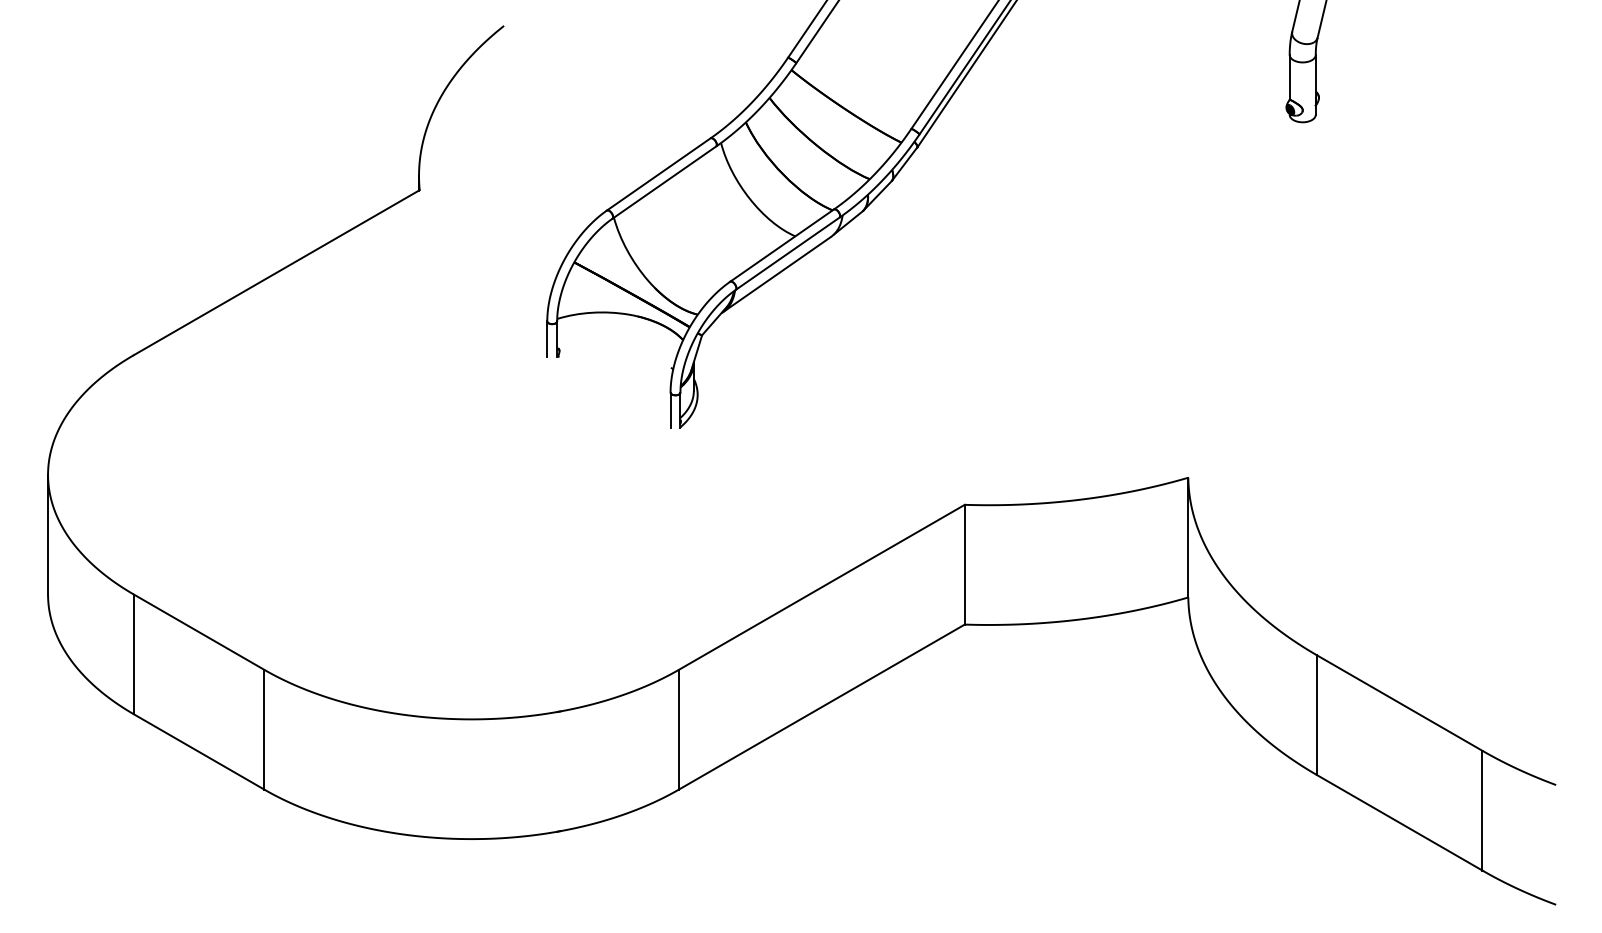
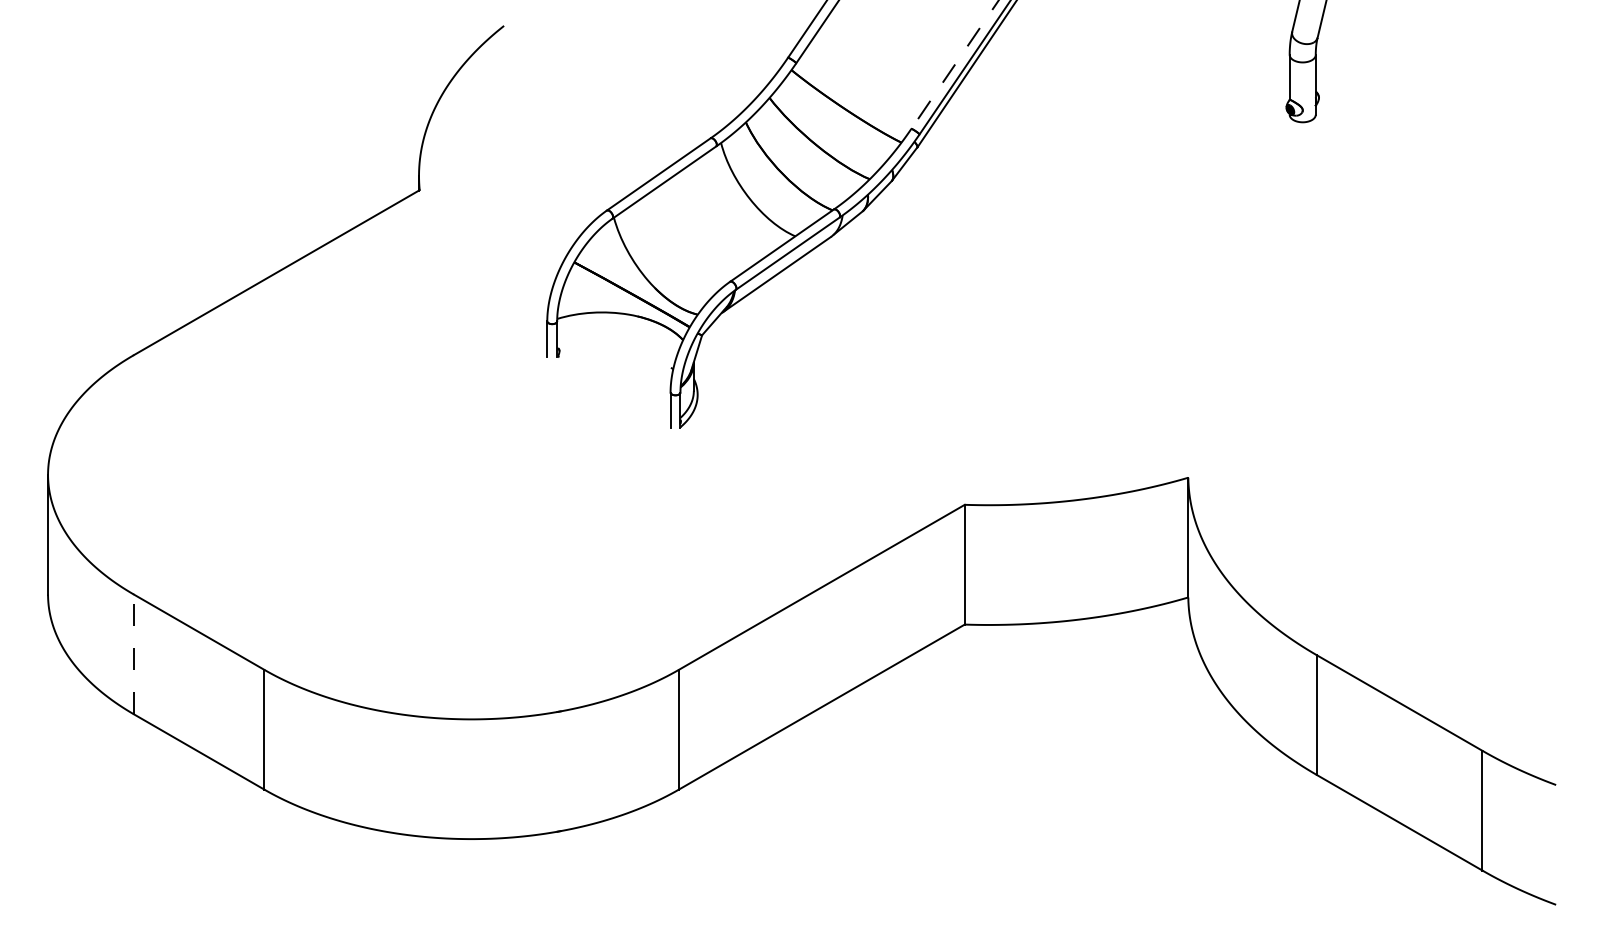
line: solid -> dashed (954, 65)
line: solid -> dashed (133, 654)
